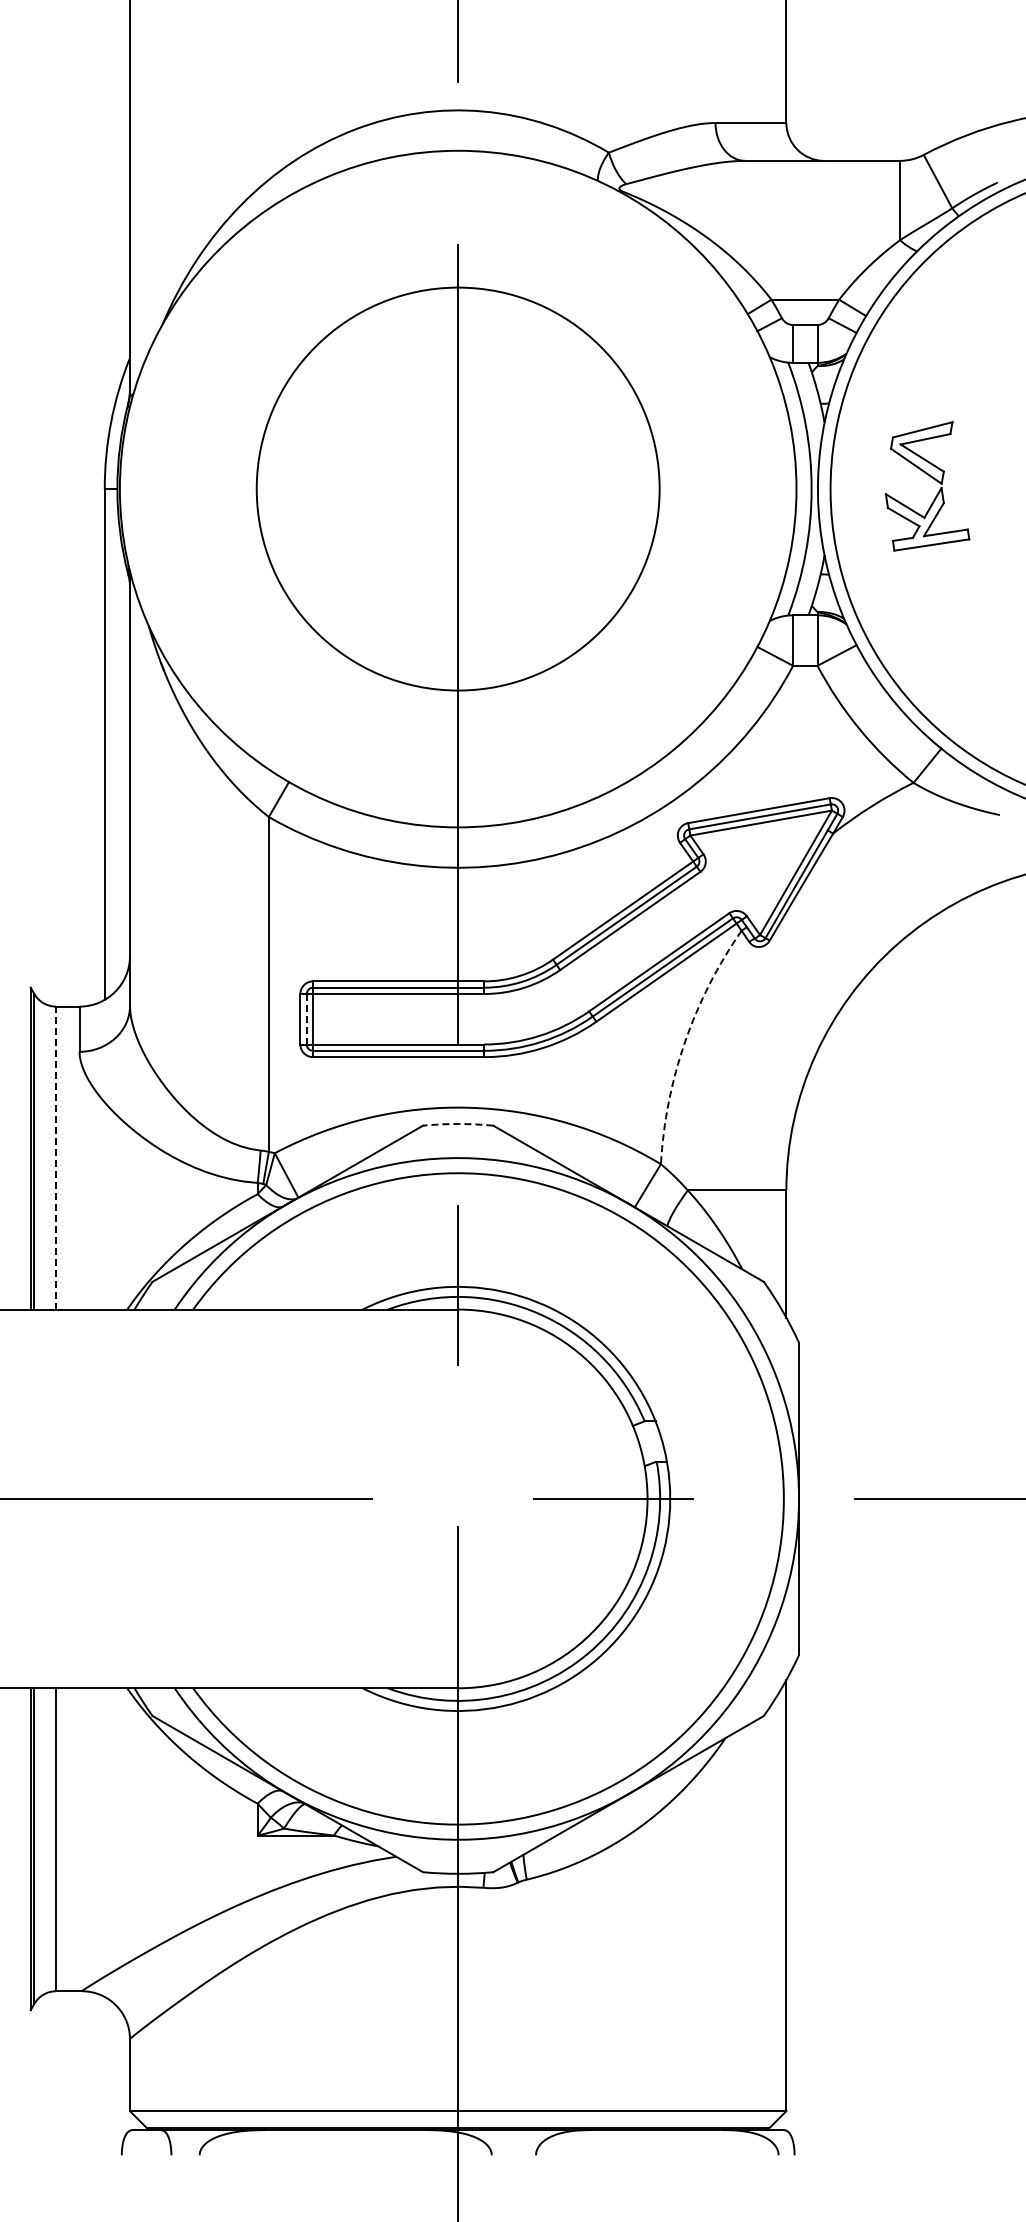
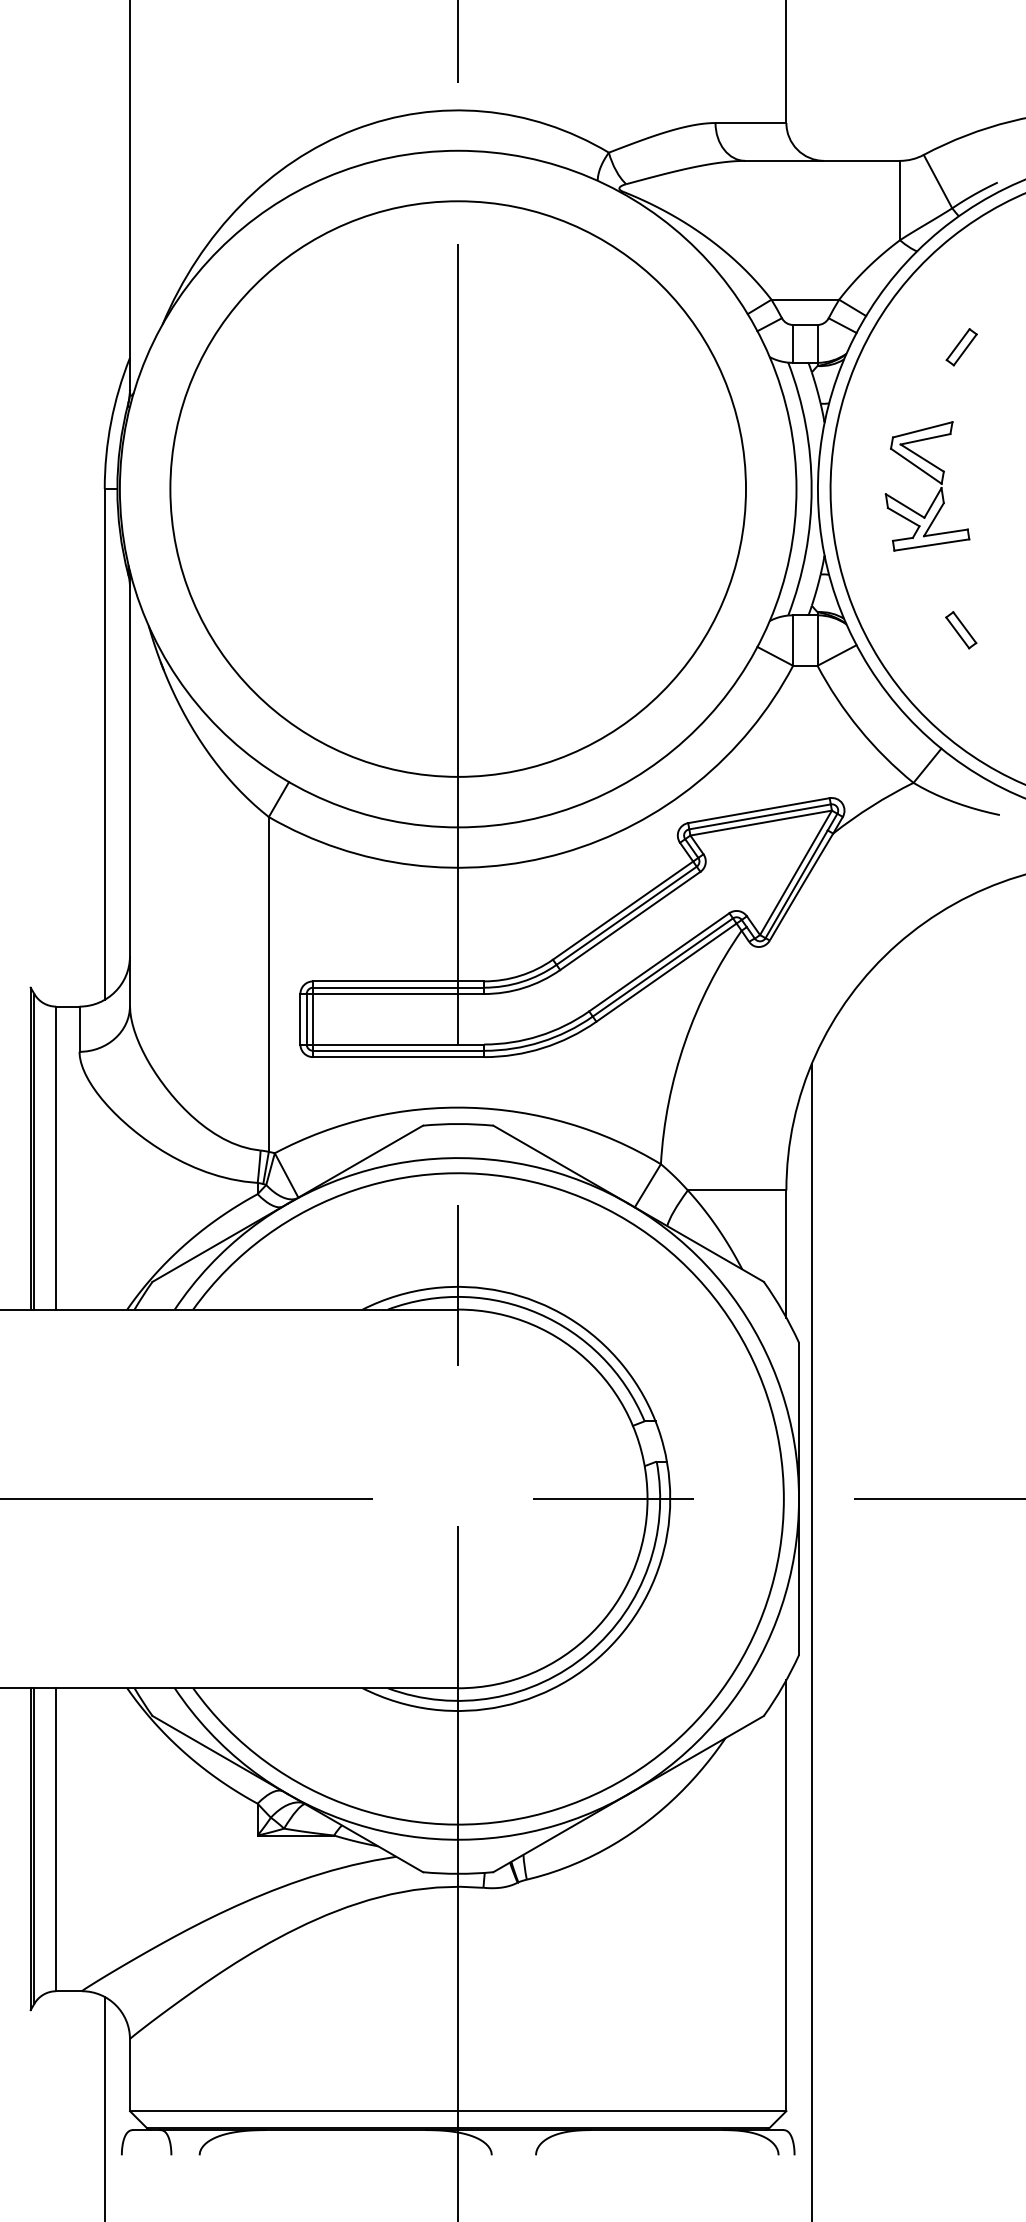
part: none -> present (961, 347)
circle diameter: 403 px -> 576 px (458, 488)
part: none -> present (961, 630)
line: dashed -> solid (306, 1019)
arc: dashed -> solid (685, 1041)
arc: dashed -> solid (458, 1124)
line: dashed -> solid (56, 1157)
line: none -> present (811, 1641)
line: none -> present (104, 2107)
